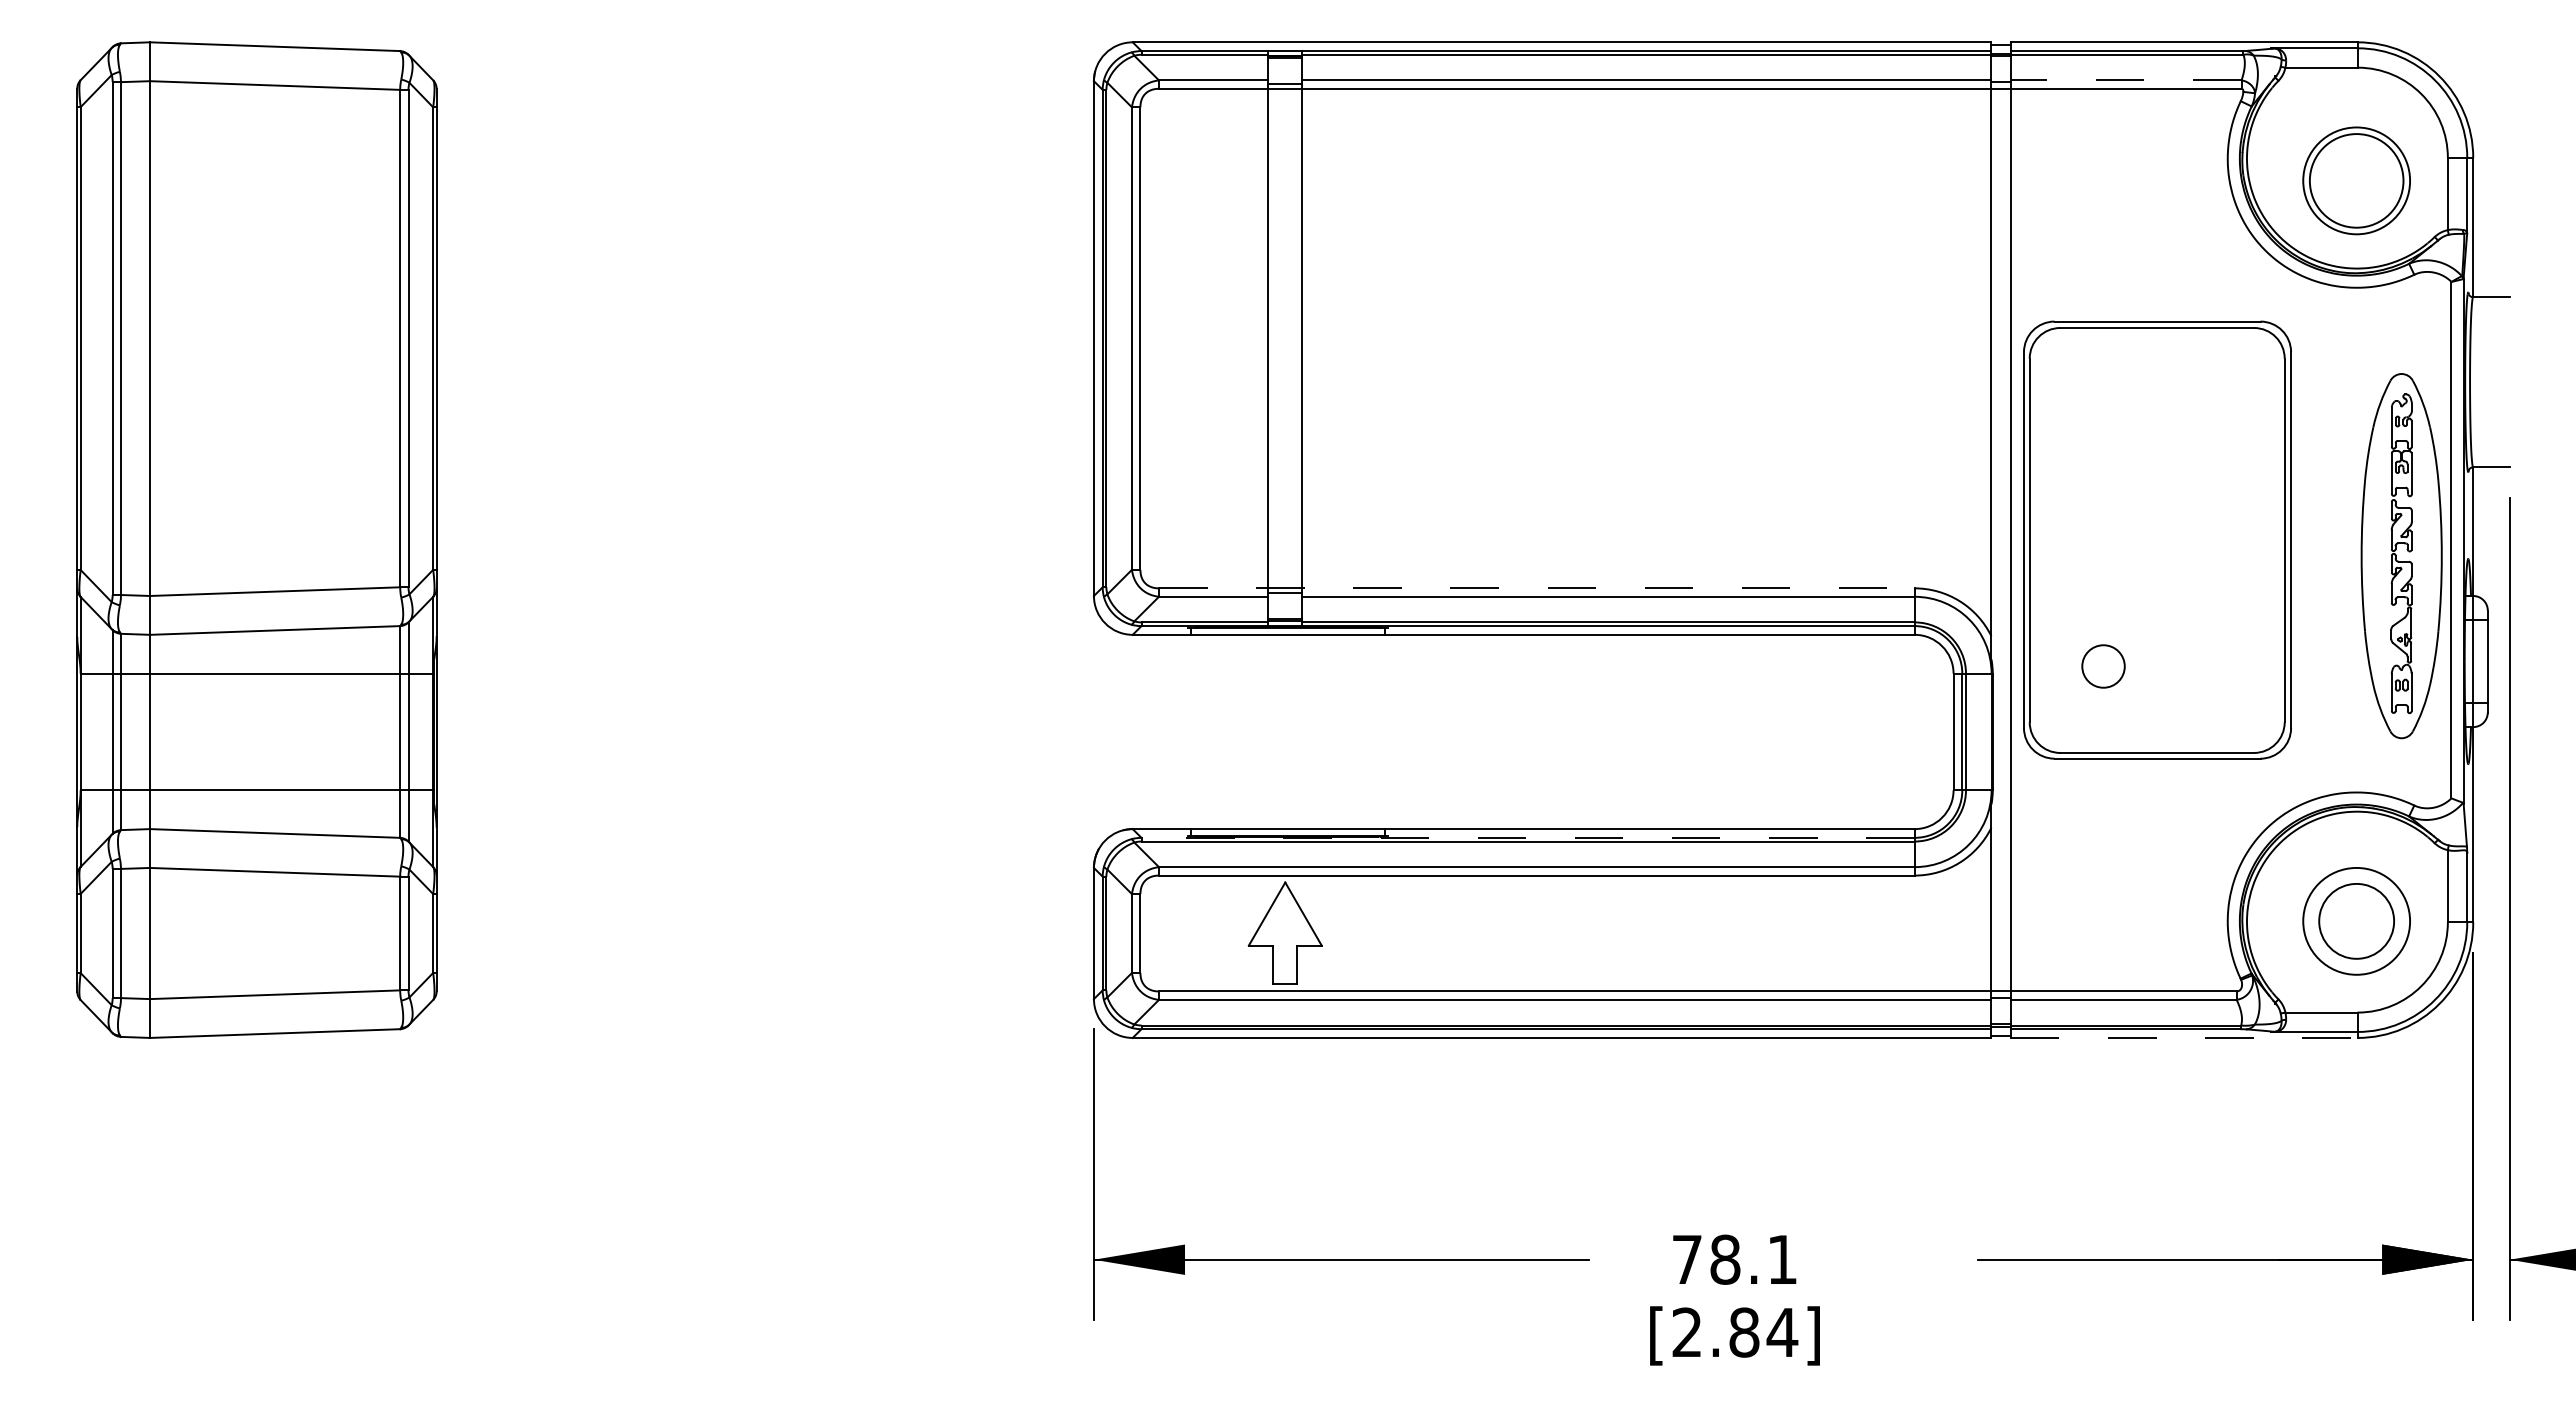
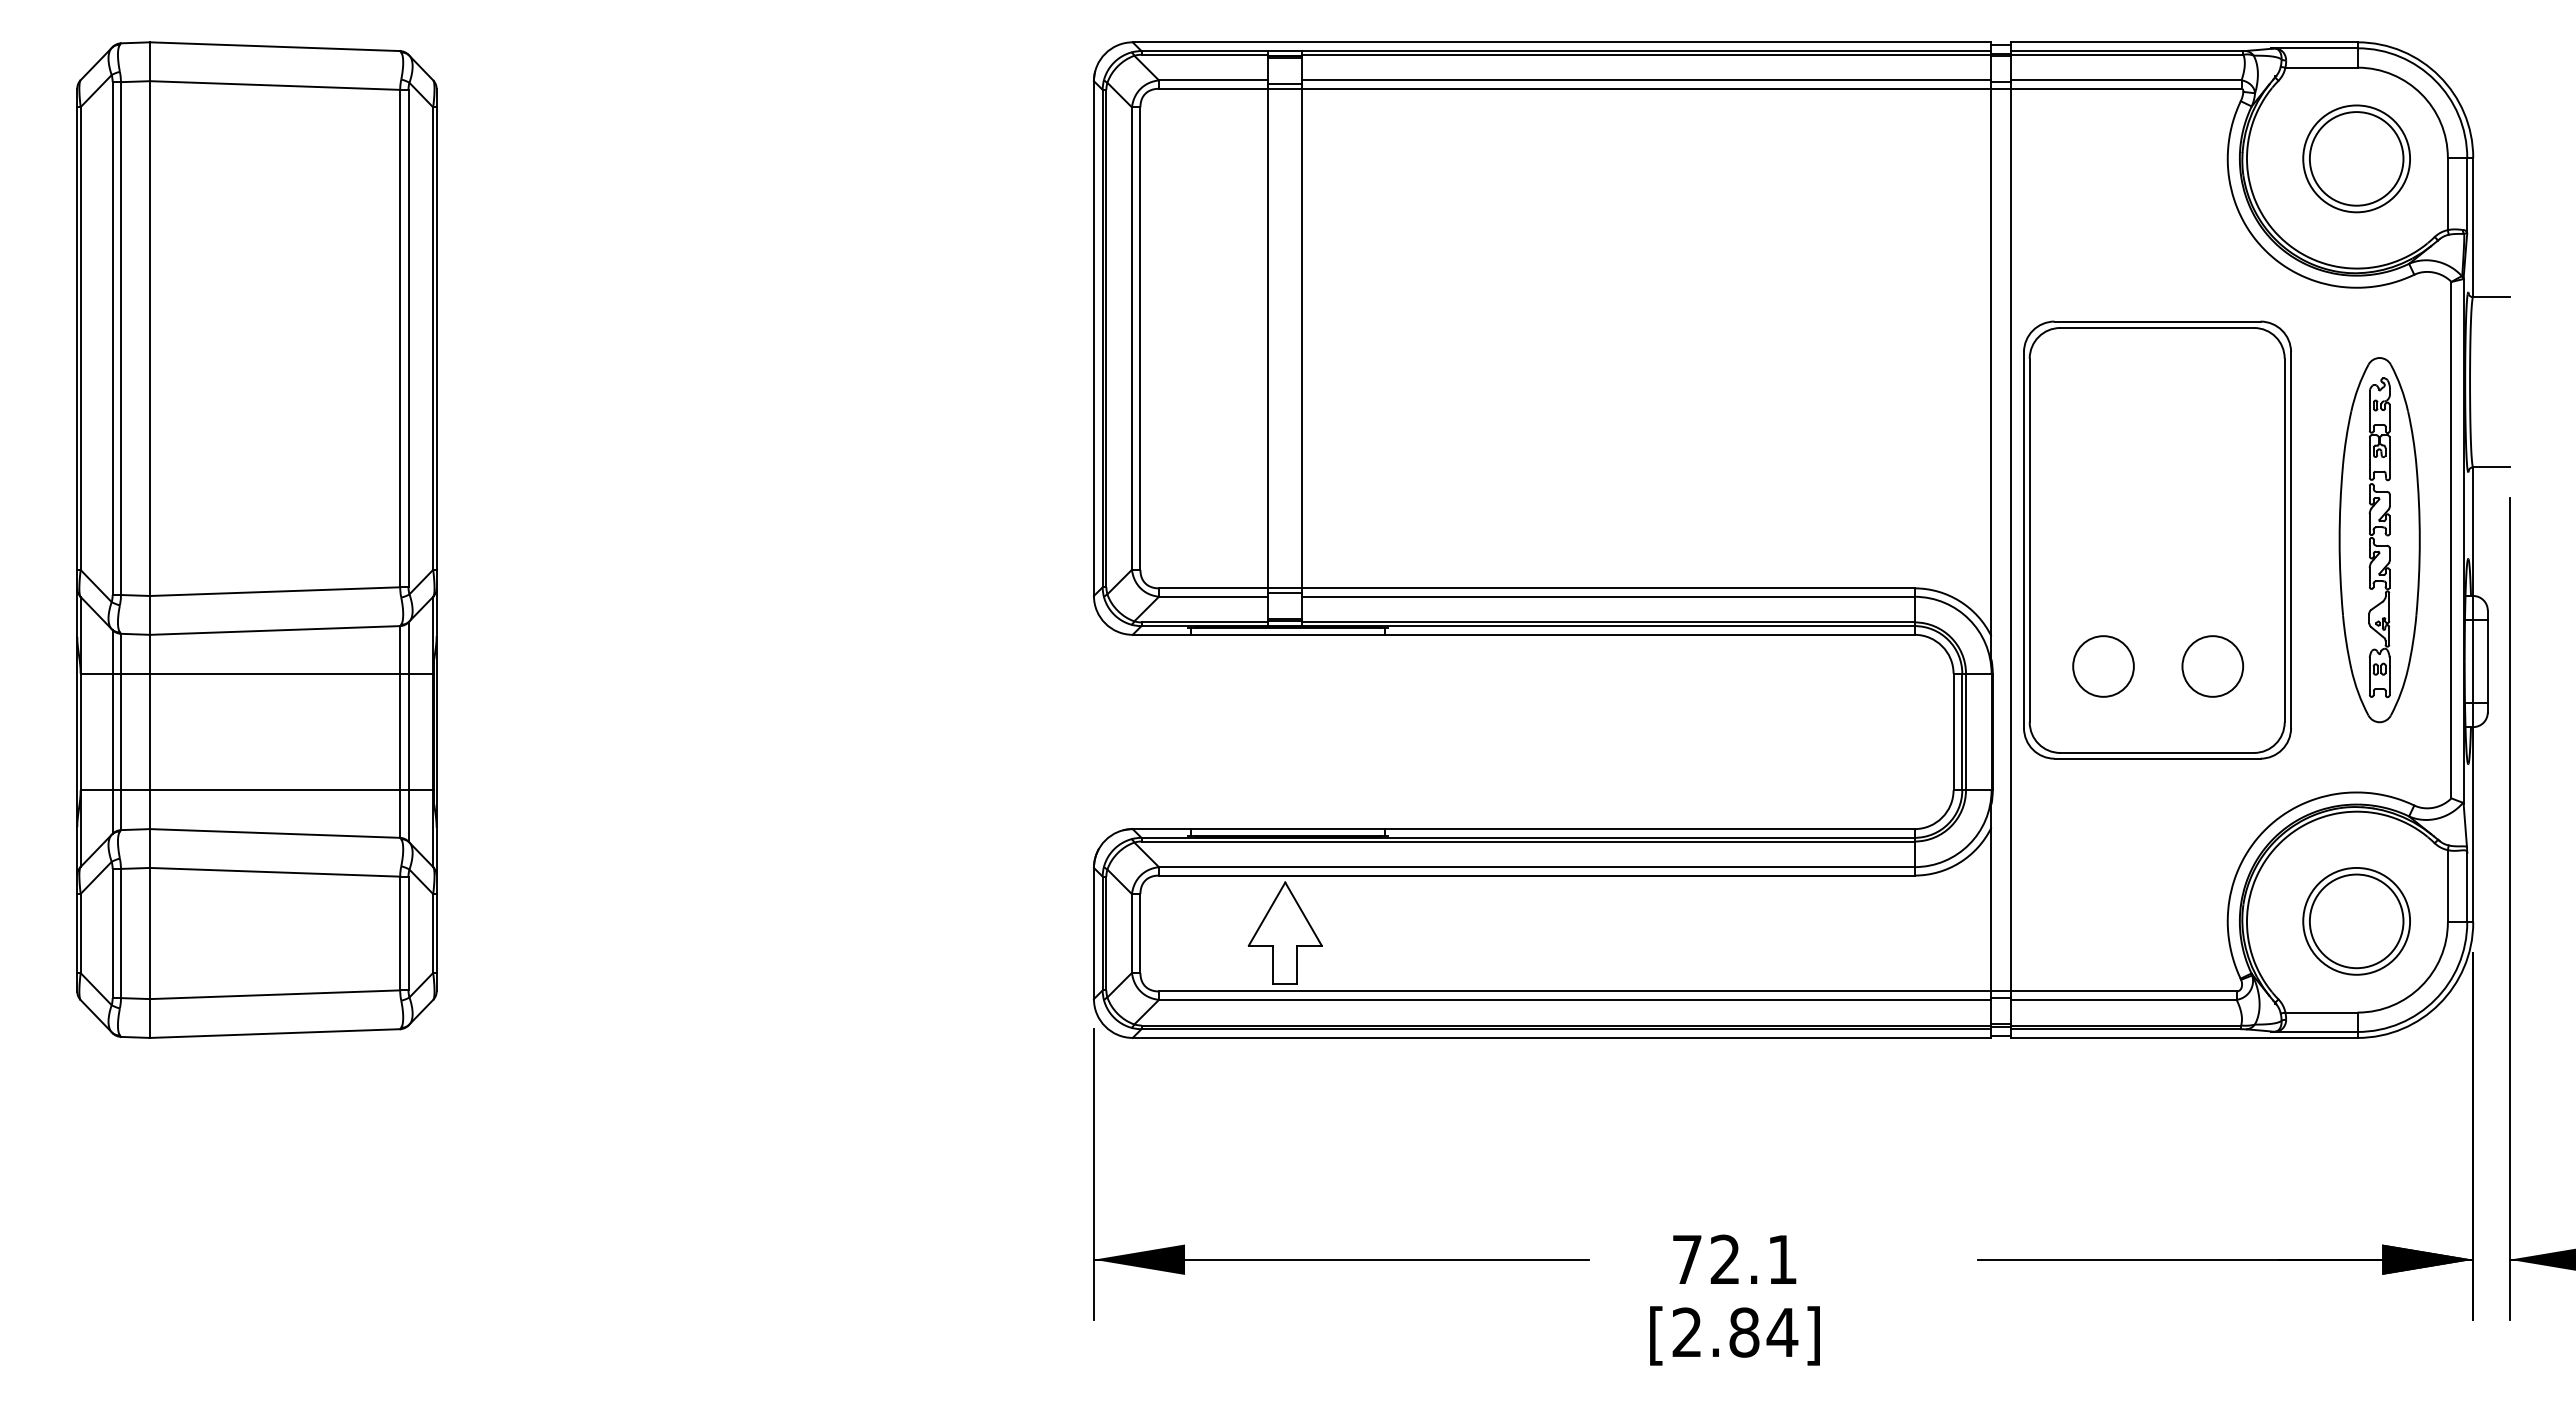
line: dashed -> solid (2125, 80)
part position: (2356, 180) -> (2356, 158) (2356, 158)
part position: (2401, 556) -> (2379, 540) (2379, 540)
line: dashed -> solid (1536, 588)
circle diameter: 42 px -> 61 px (2103, 666)
circle: none -> present (2212, 666)
line: dashed -> solid (1528, 837)
circle diameter: 75 px -> 94 px (2356, 921)
line: dashed -> solid (2184, 1037)
text: 78.1 -> 72.1 (1725, 1259)
